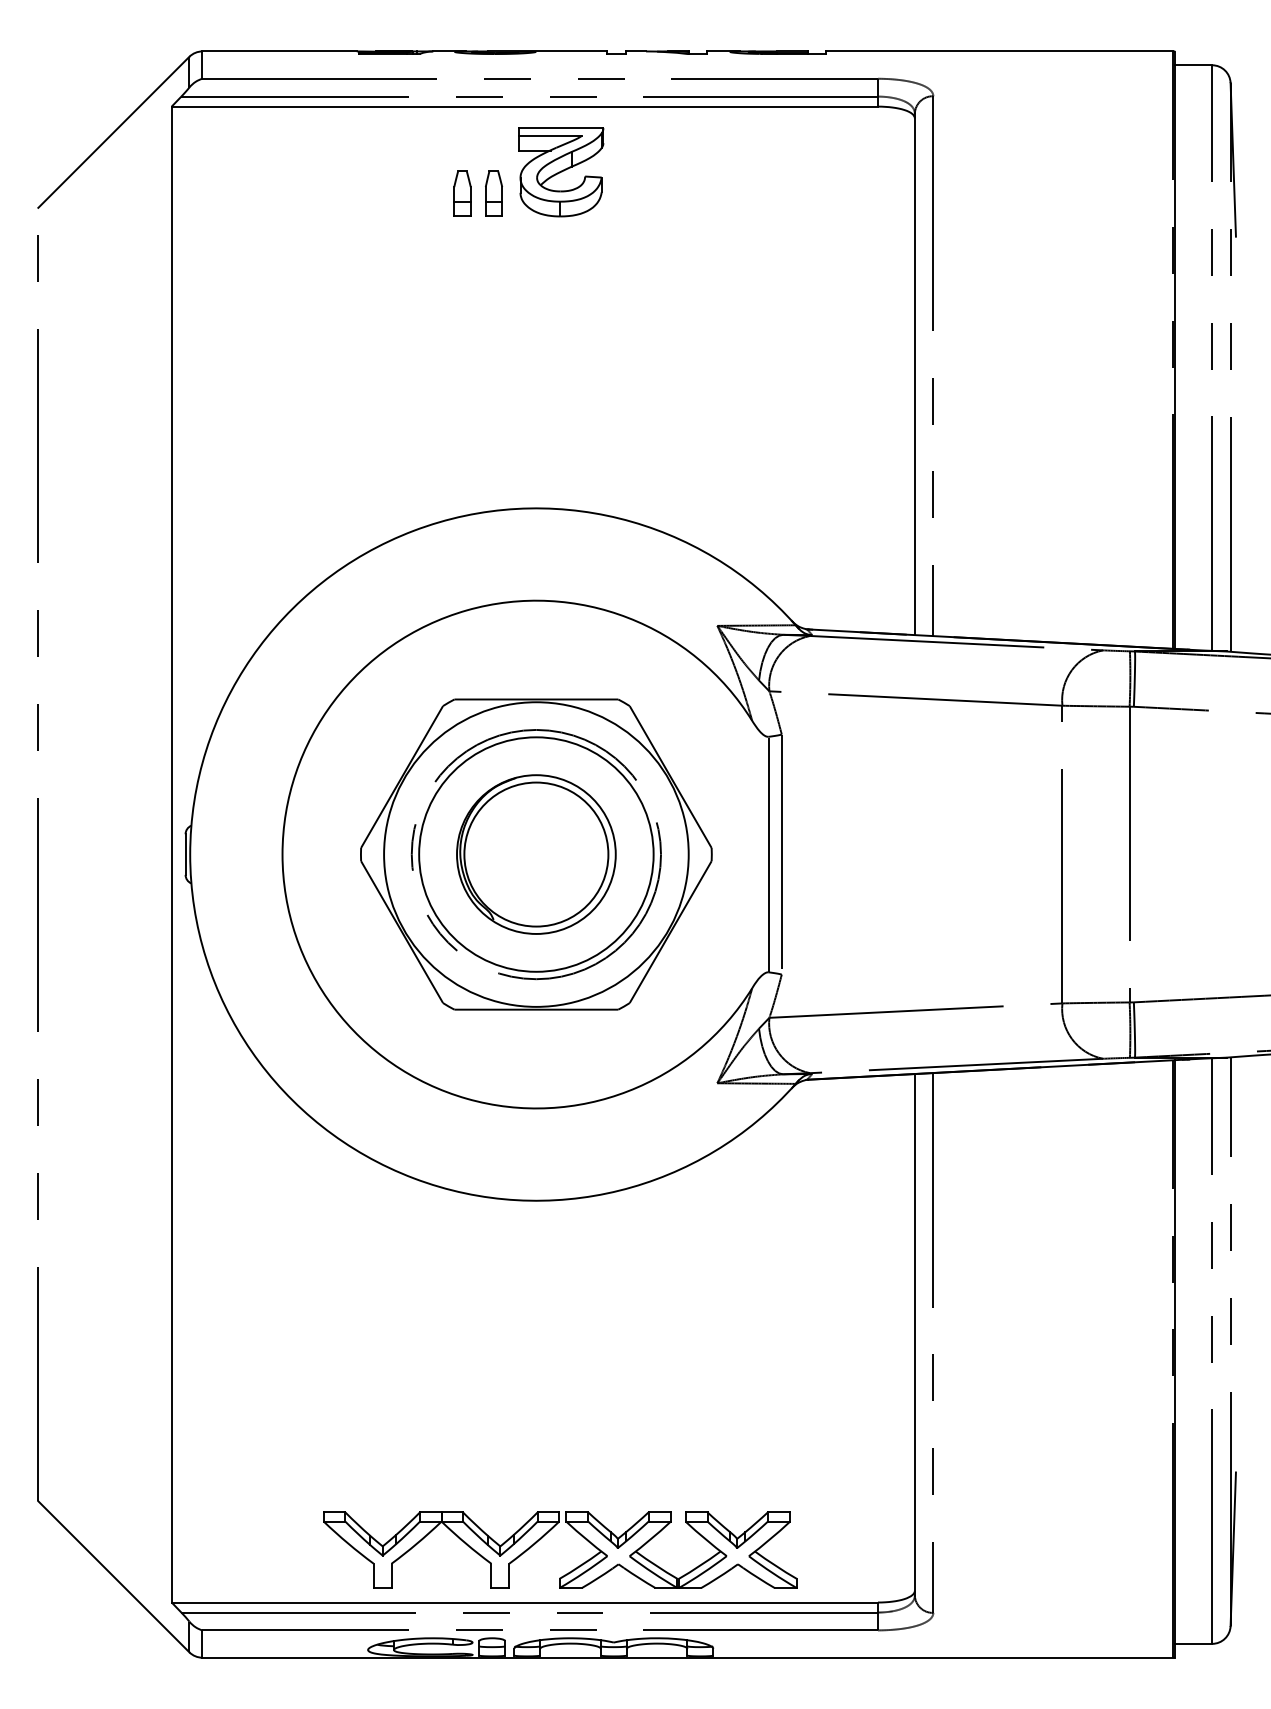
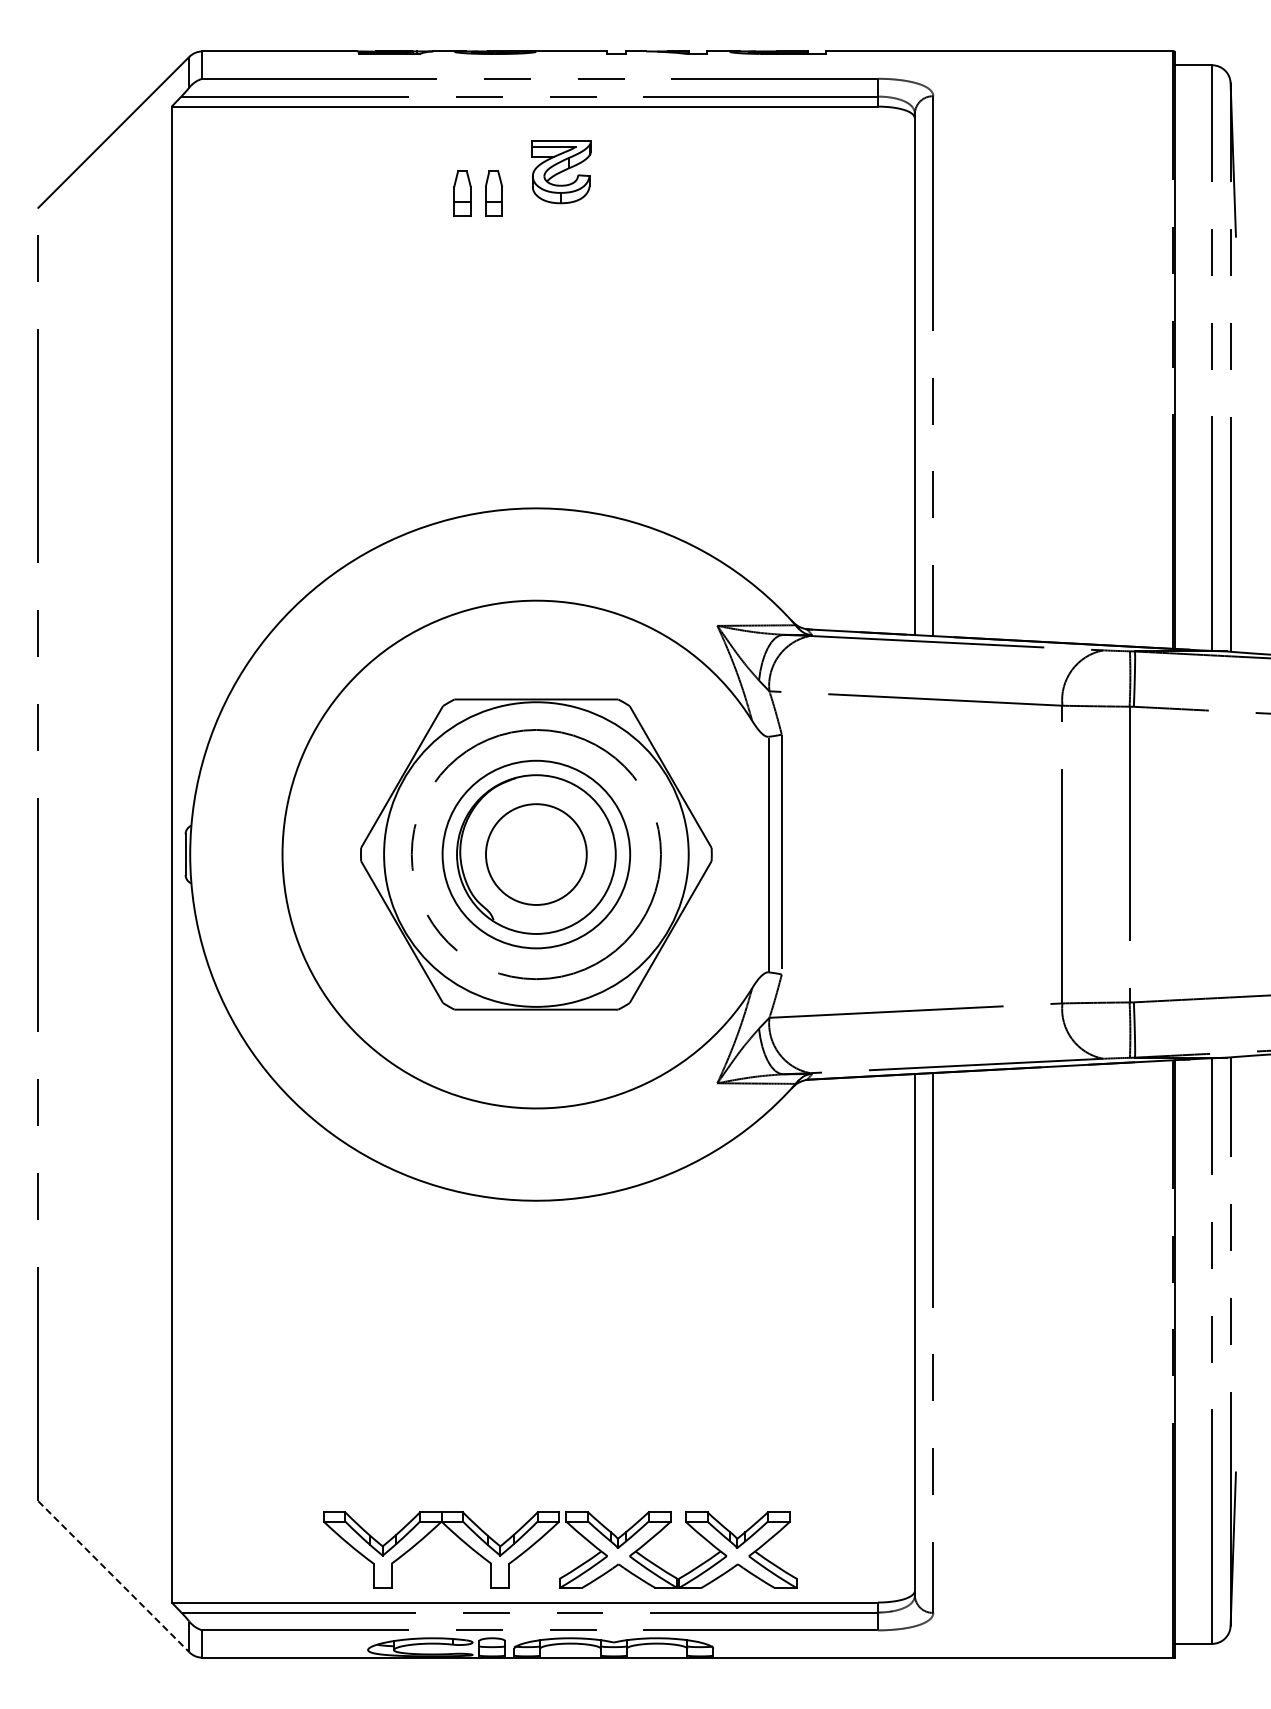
part size: 87x91 px -> 61x65 px (561, 172)
circle diameter: 144 px -> 101 px (535, 854)
circle diameter: 234 px -> 188 px (536, 854)
line: solid -> dashed (113, 1576)
